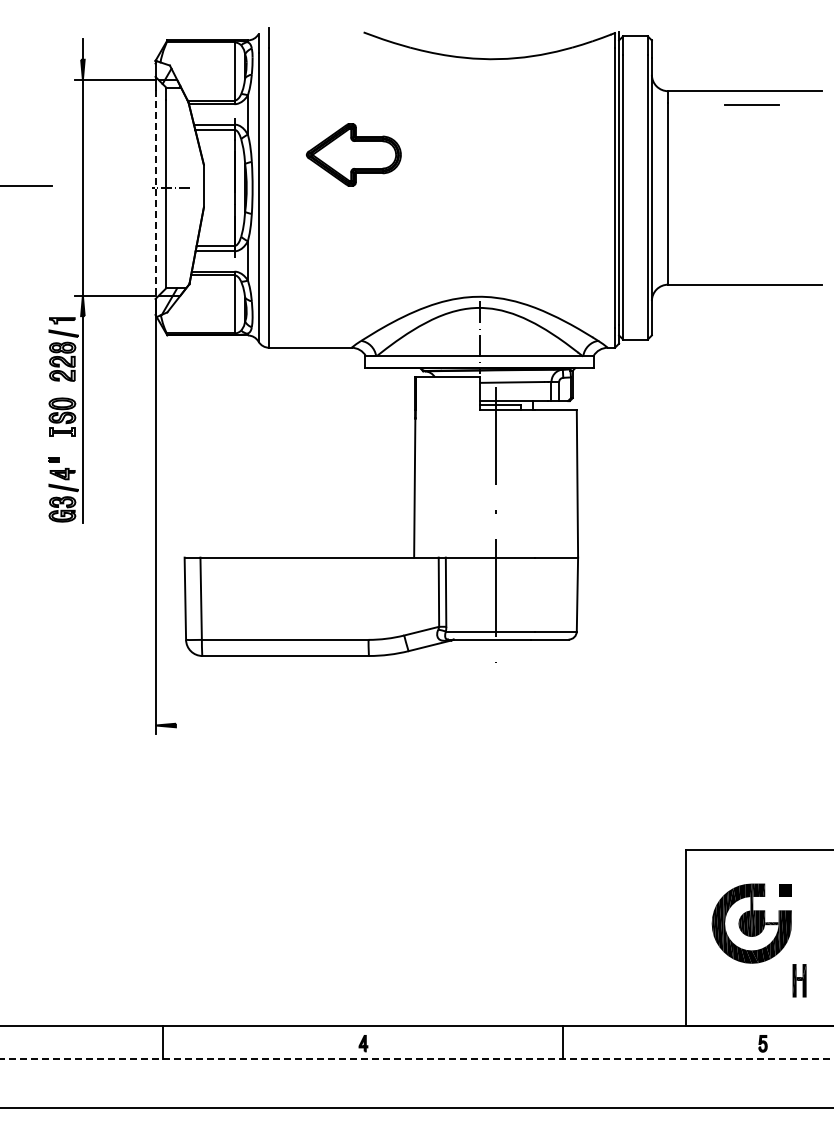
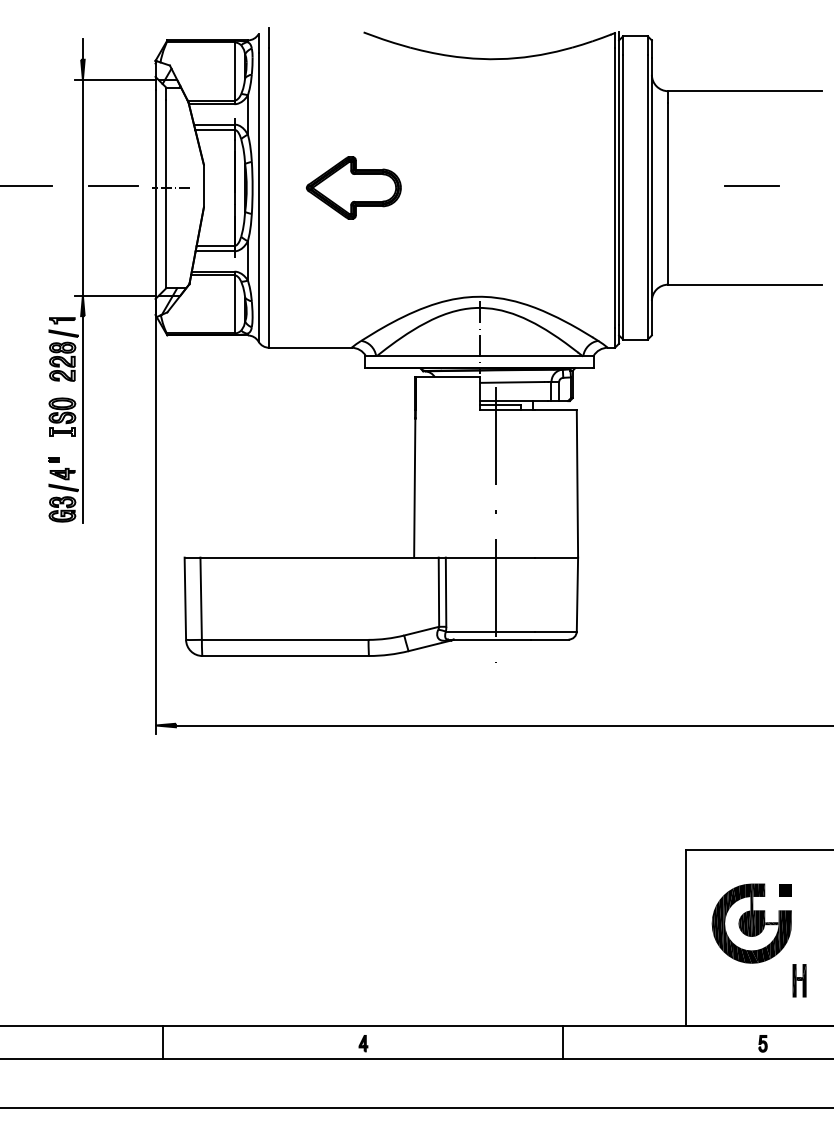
line position: (751, 104) -> (751, 185) (751, 185)
part position: (353, 154) -> (353, 187) (353, 187)
line: none -> present (113, 185)
line: dashed -> solid (155, 195)
line: none -> present (502, 725)
line: dashed -> solid (416, 1058)
